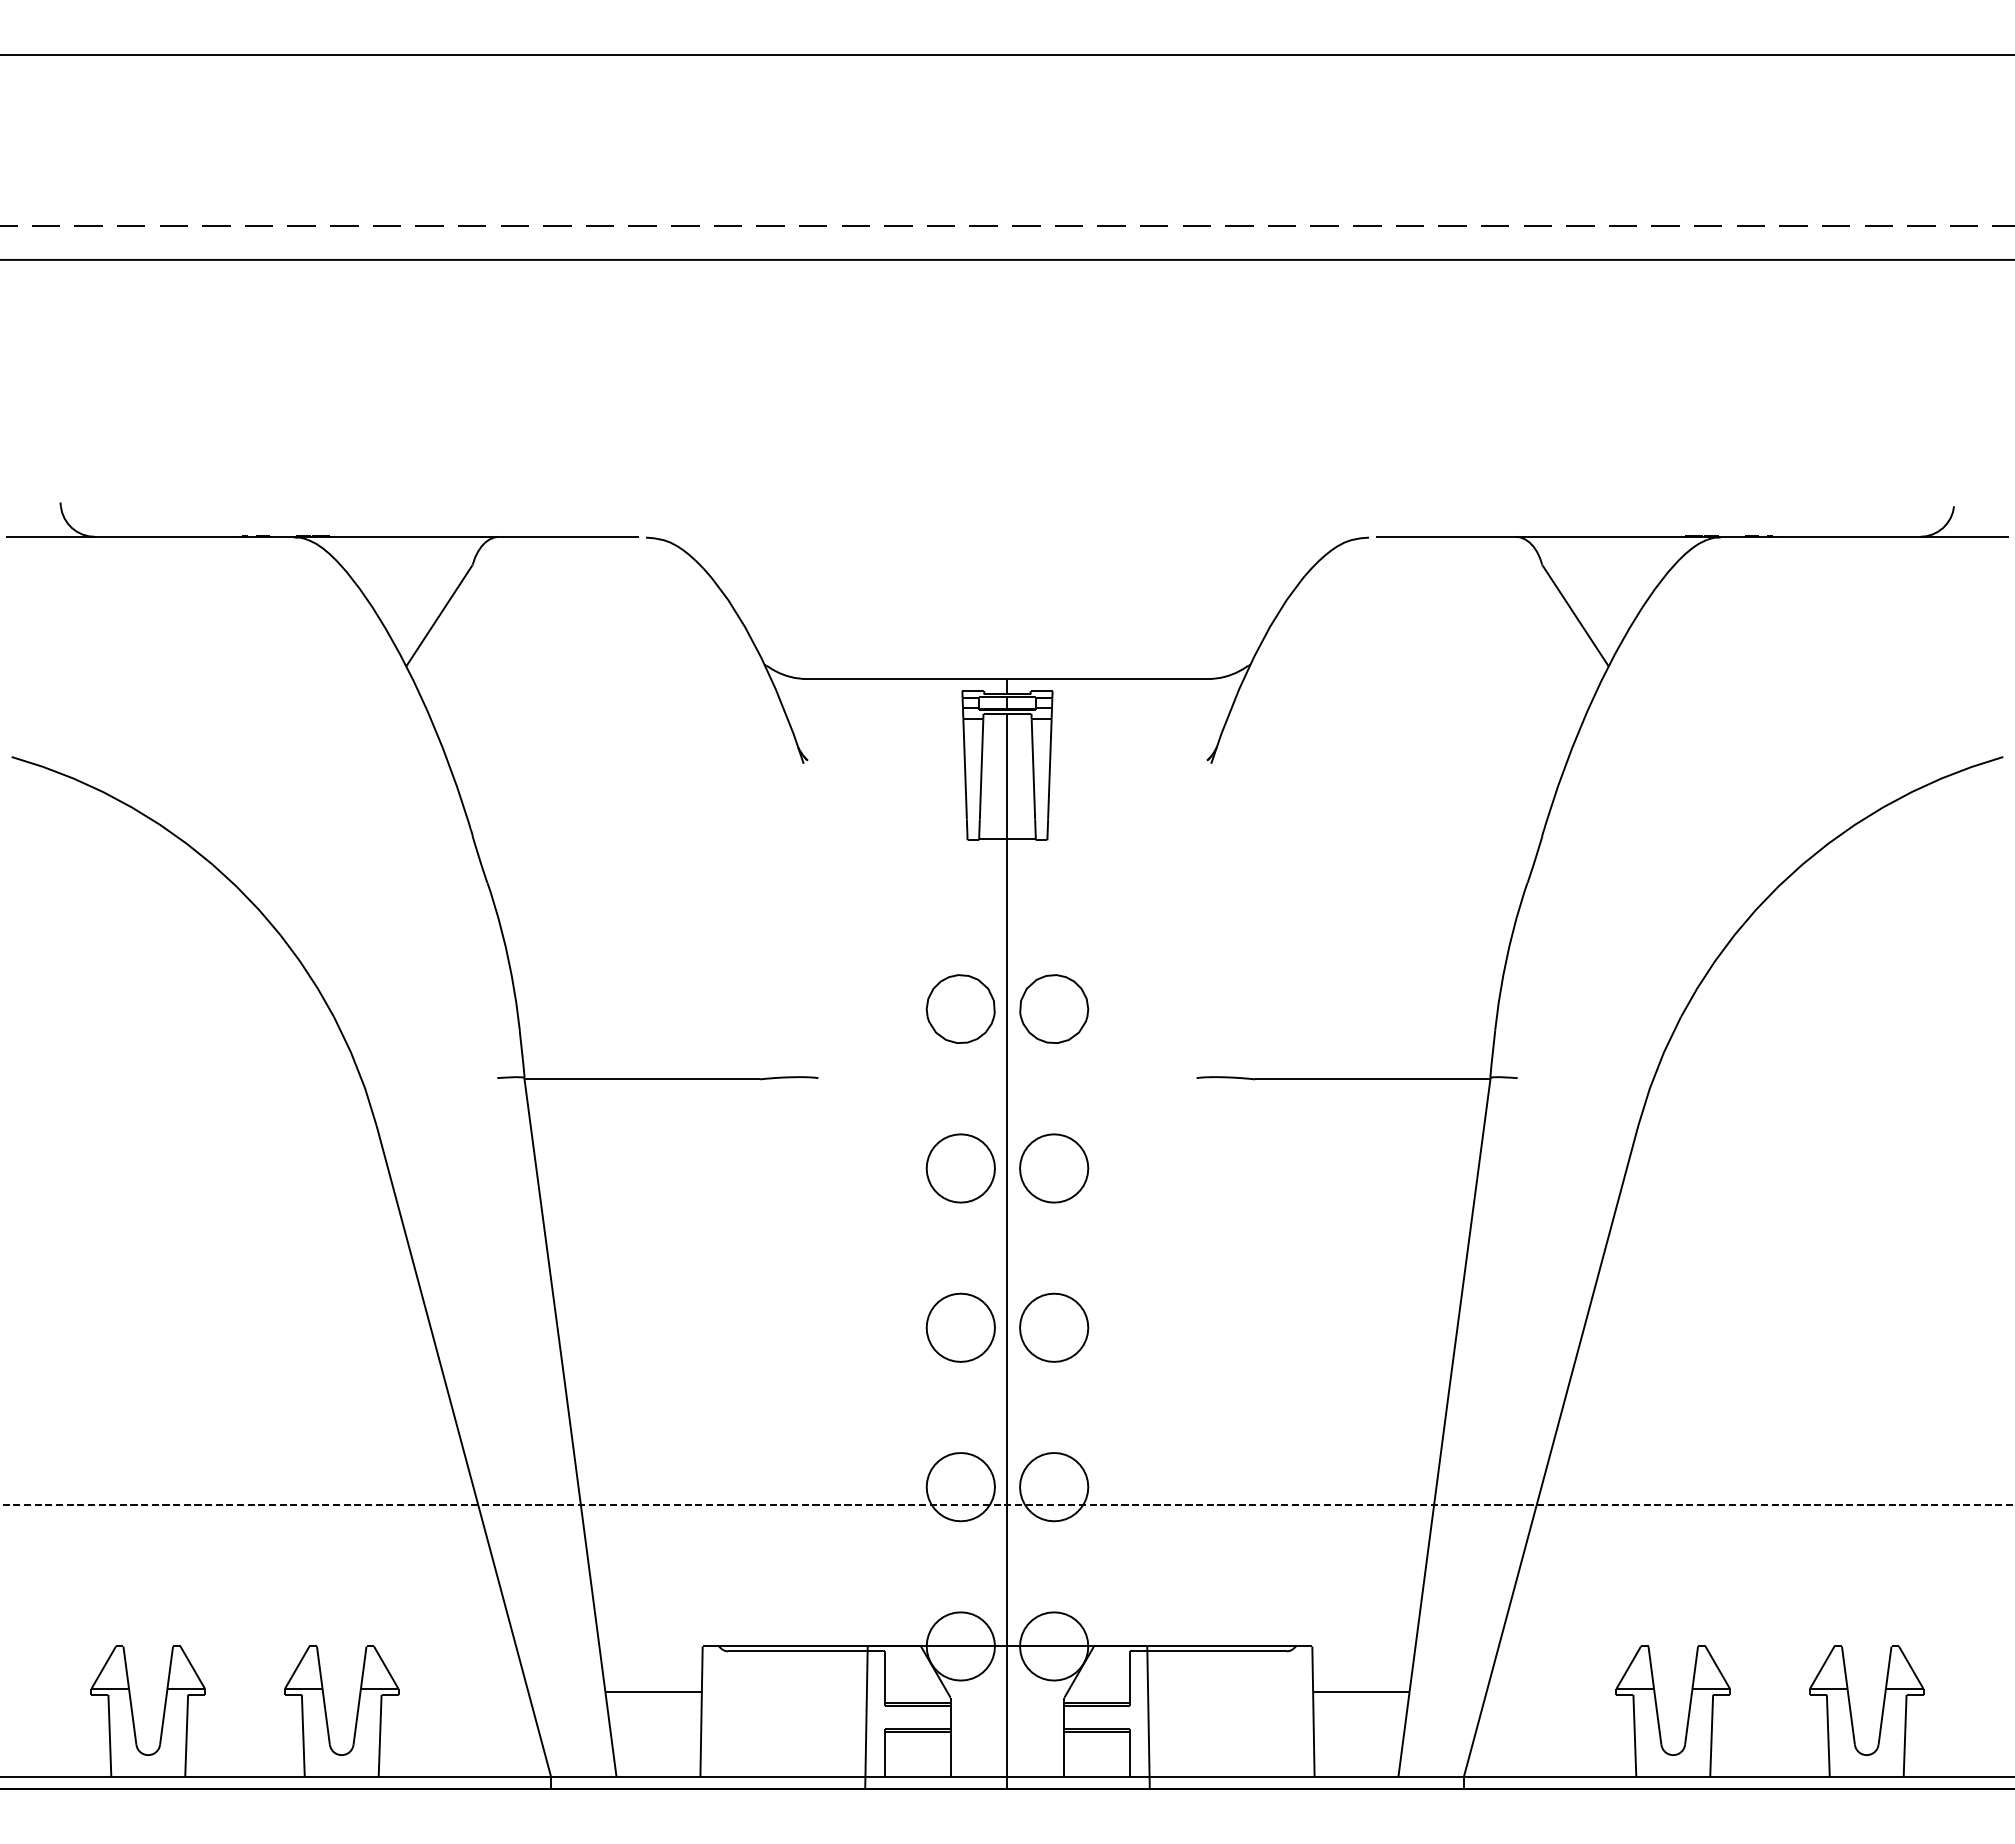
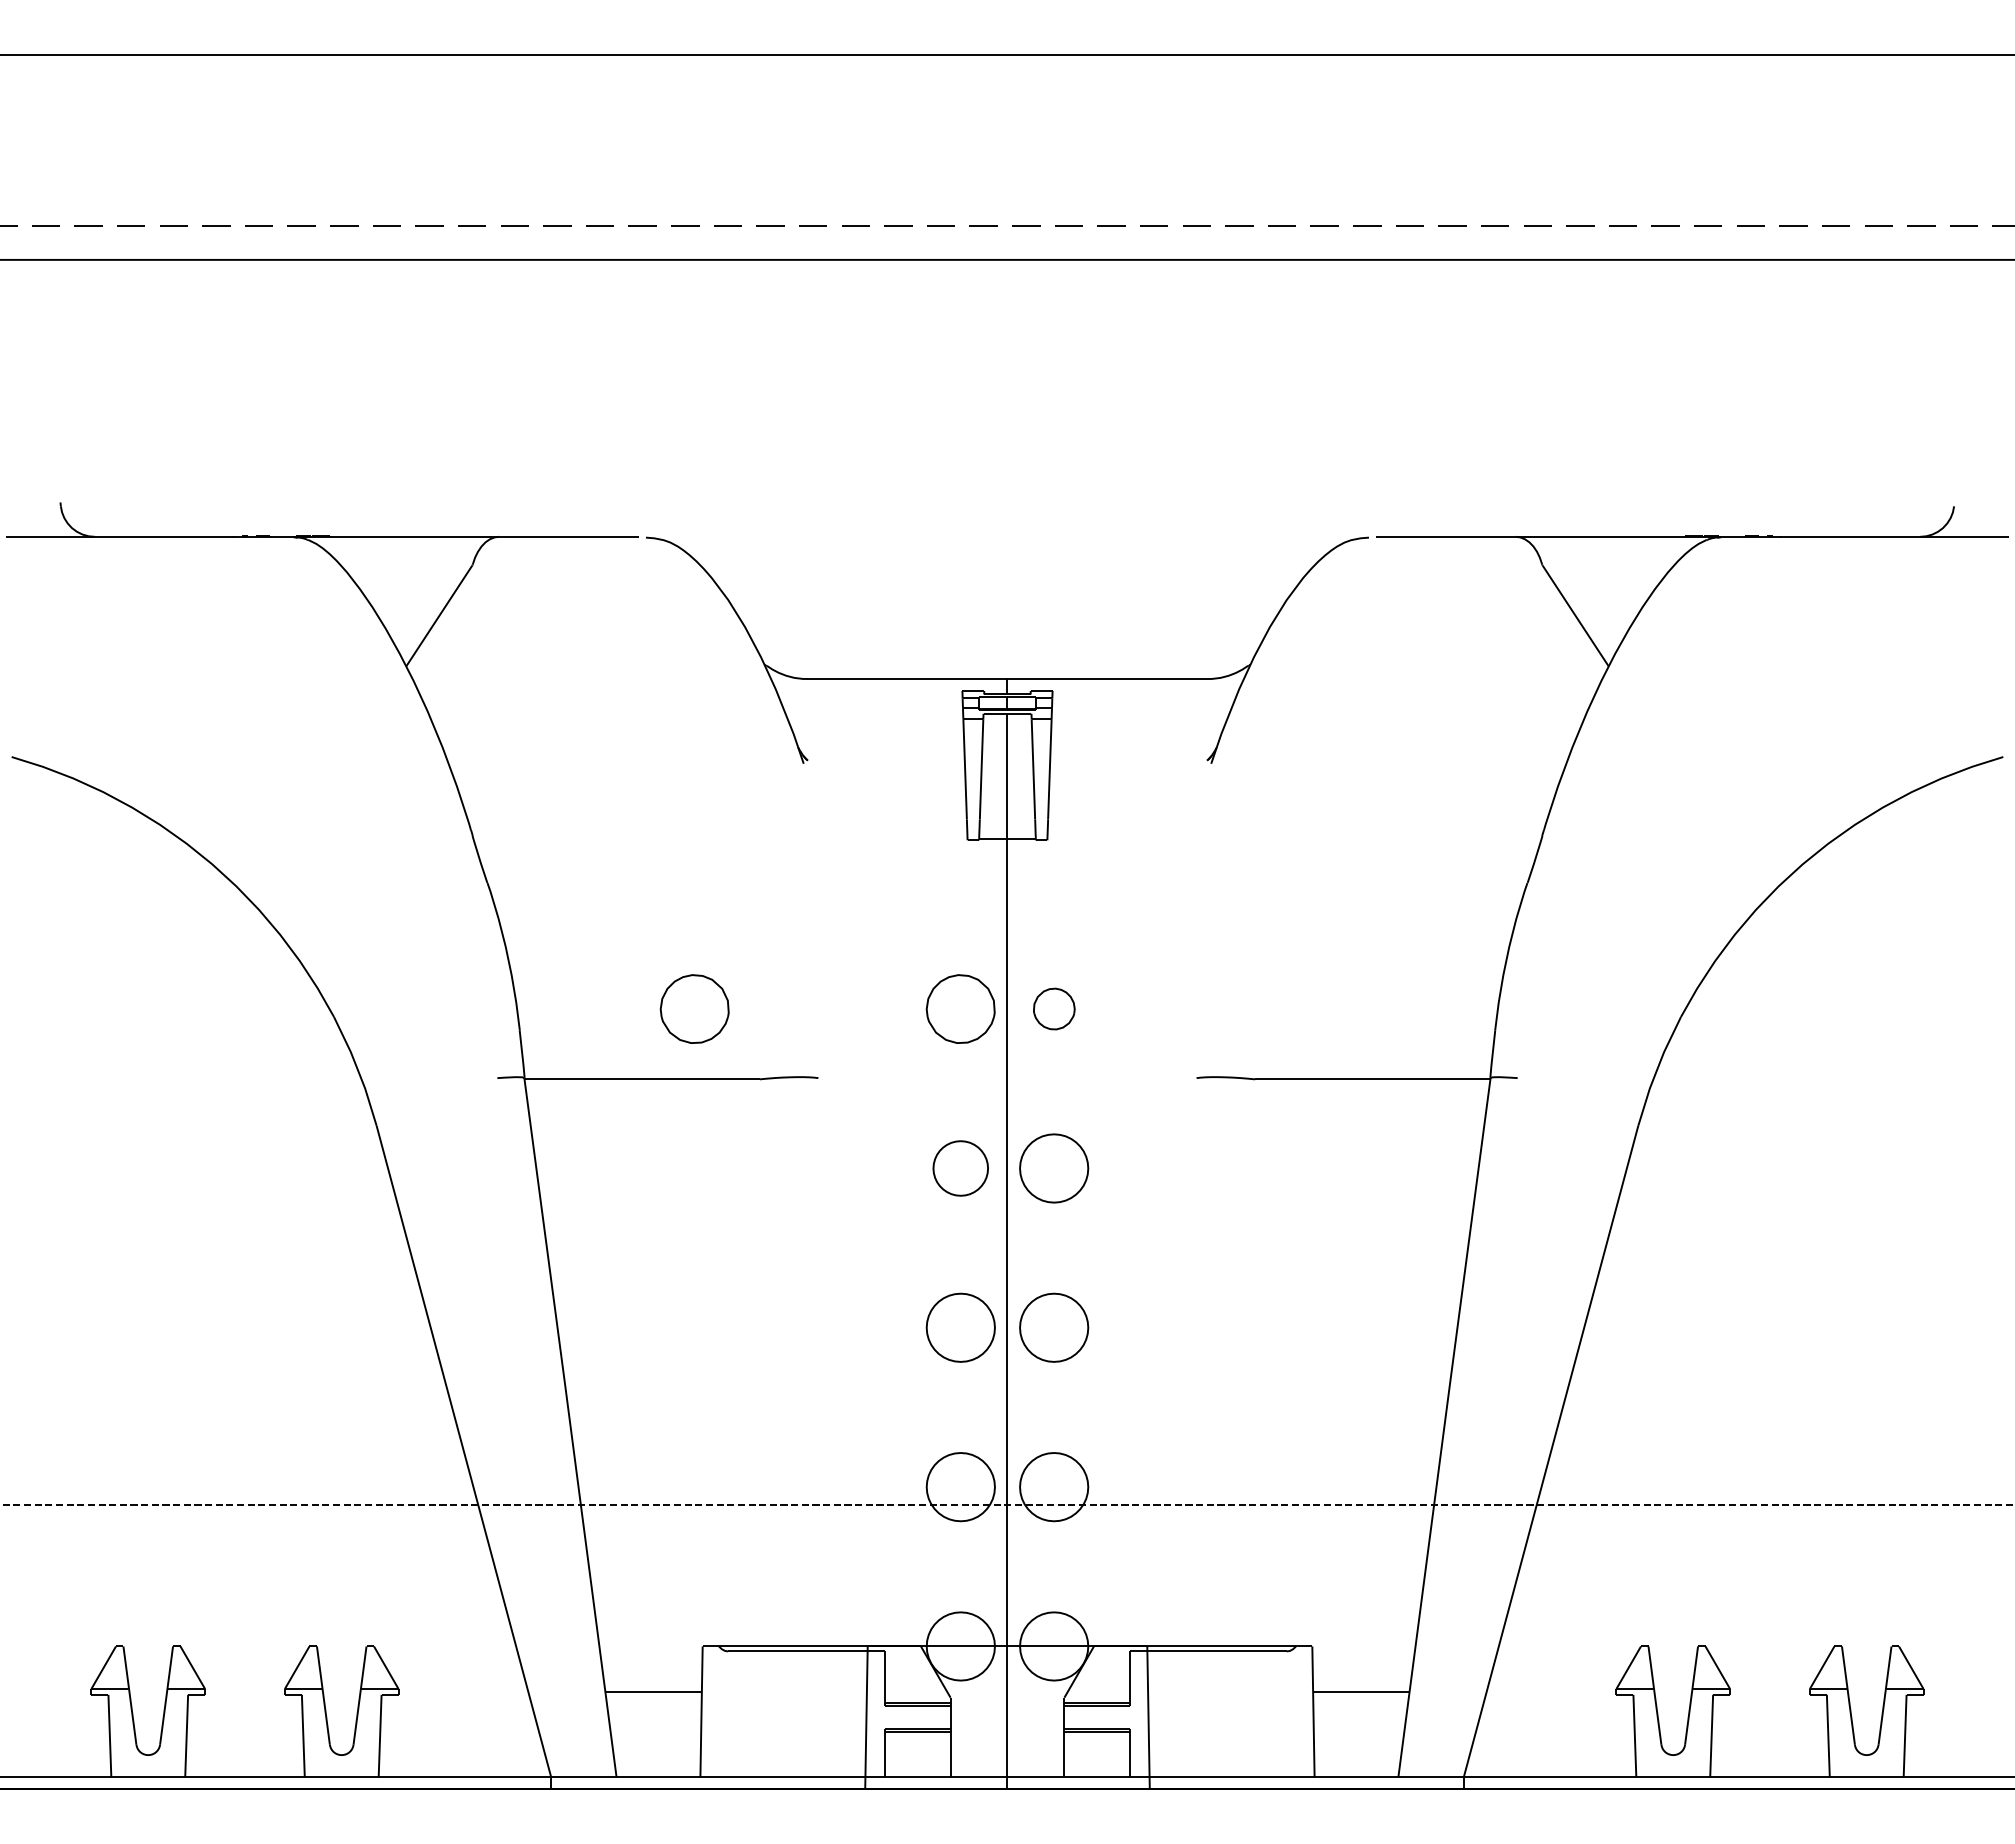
part: none -> present (694, 1008)
part size: 71x70 px -> 43x44 px (1054, 1008)
part size: 71x71 px -> 57x57 px (960, 1168)
